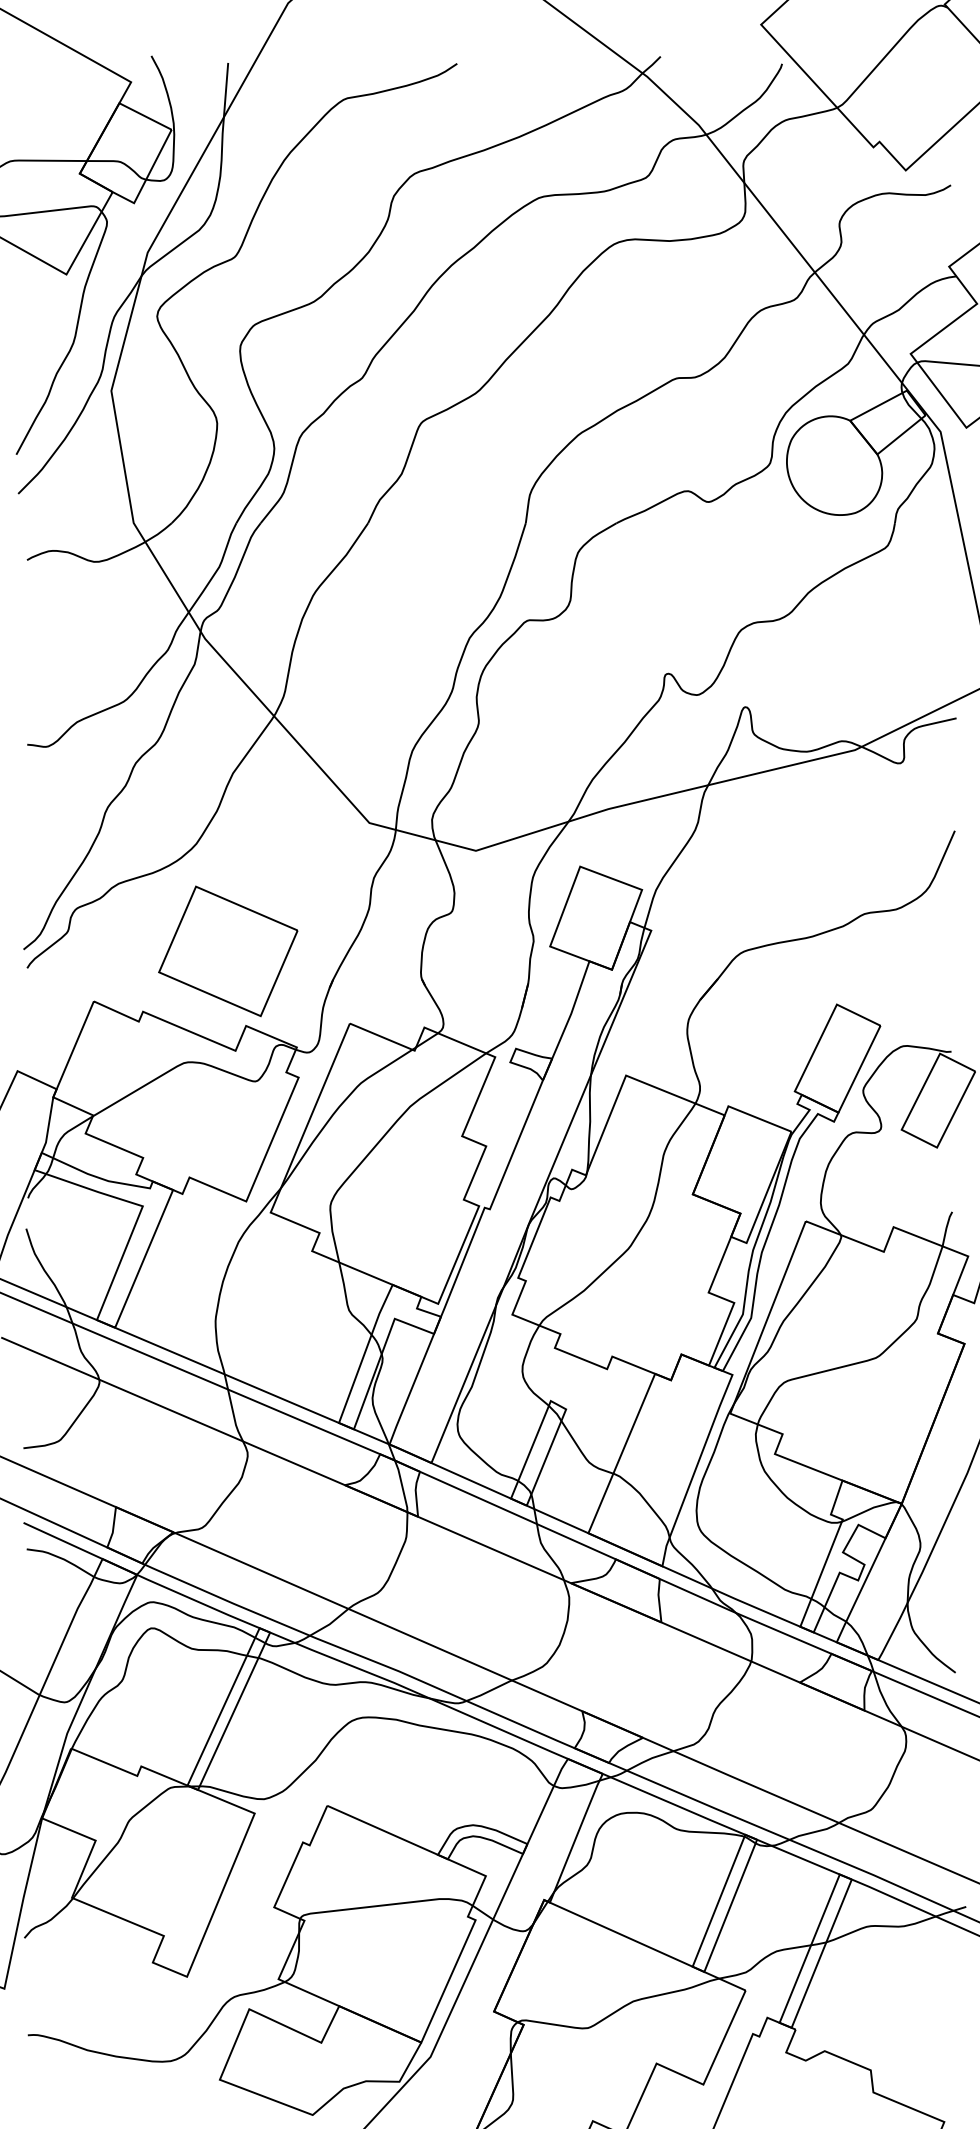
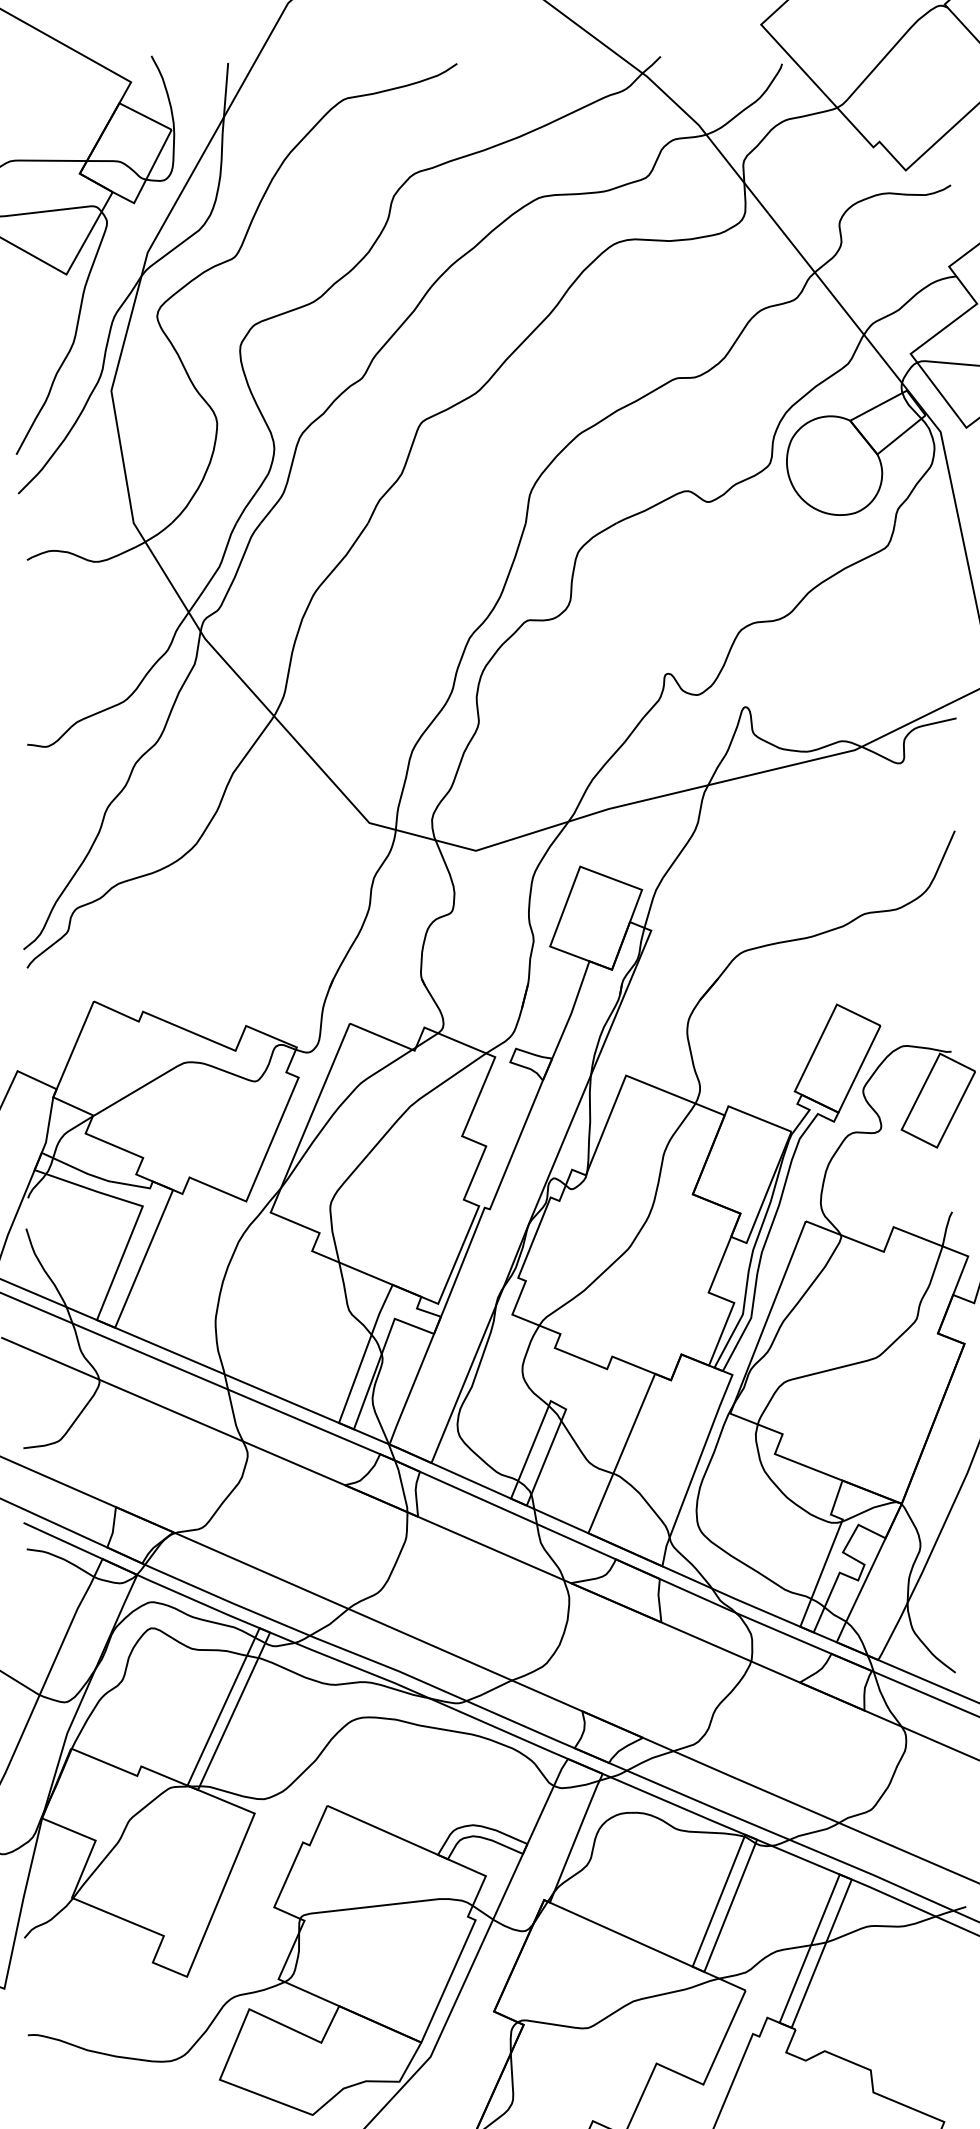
part: present -> none (228, 951)
